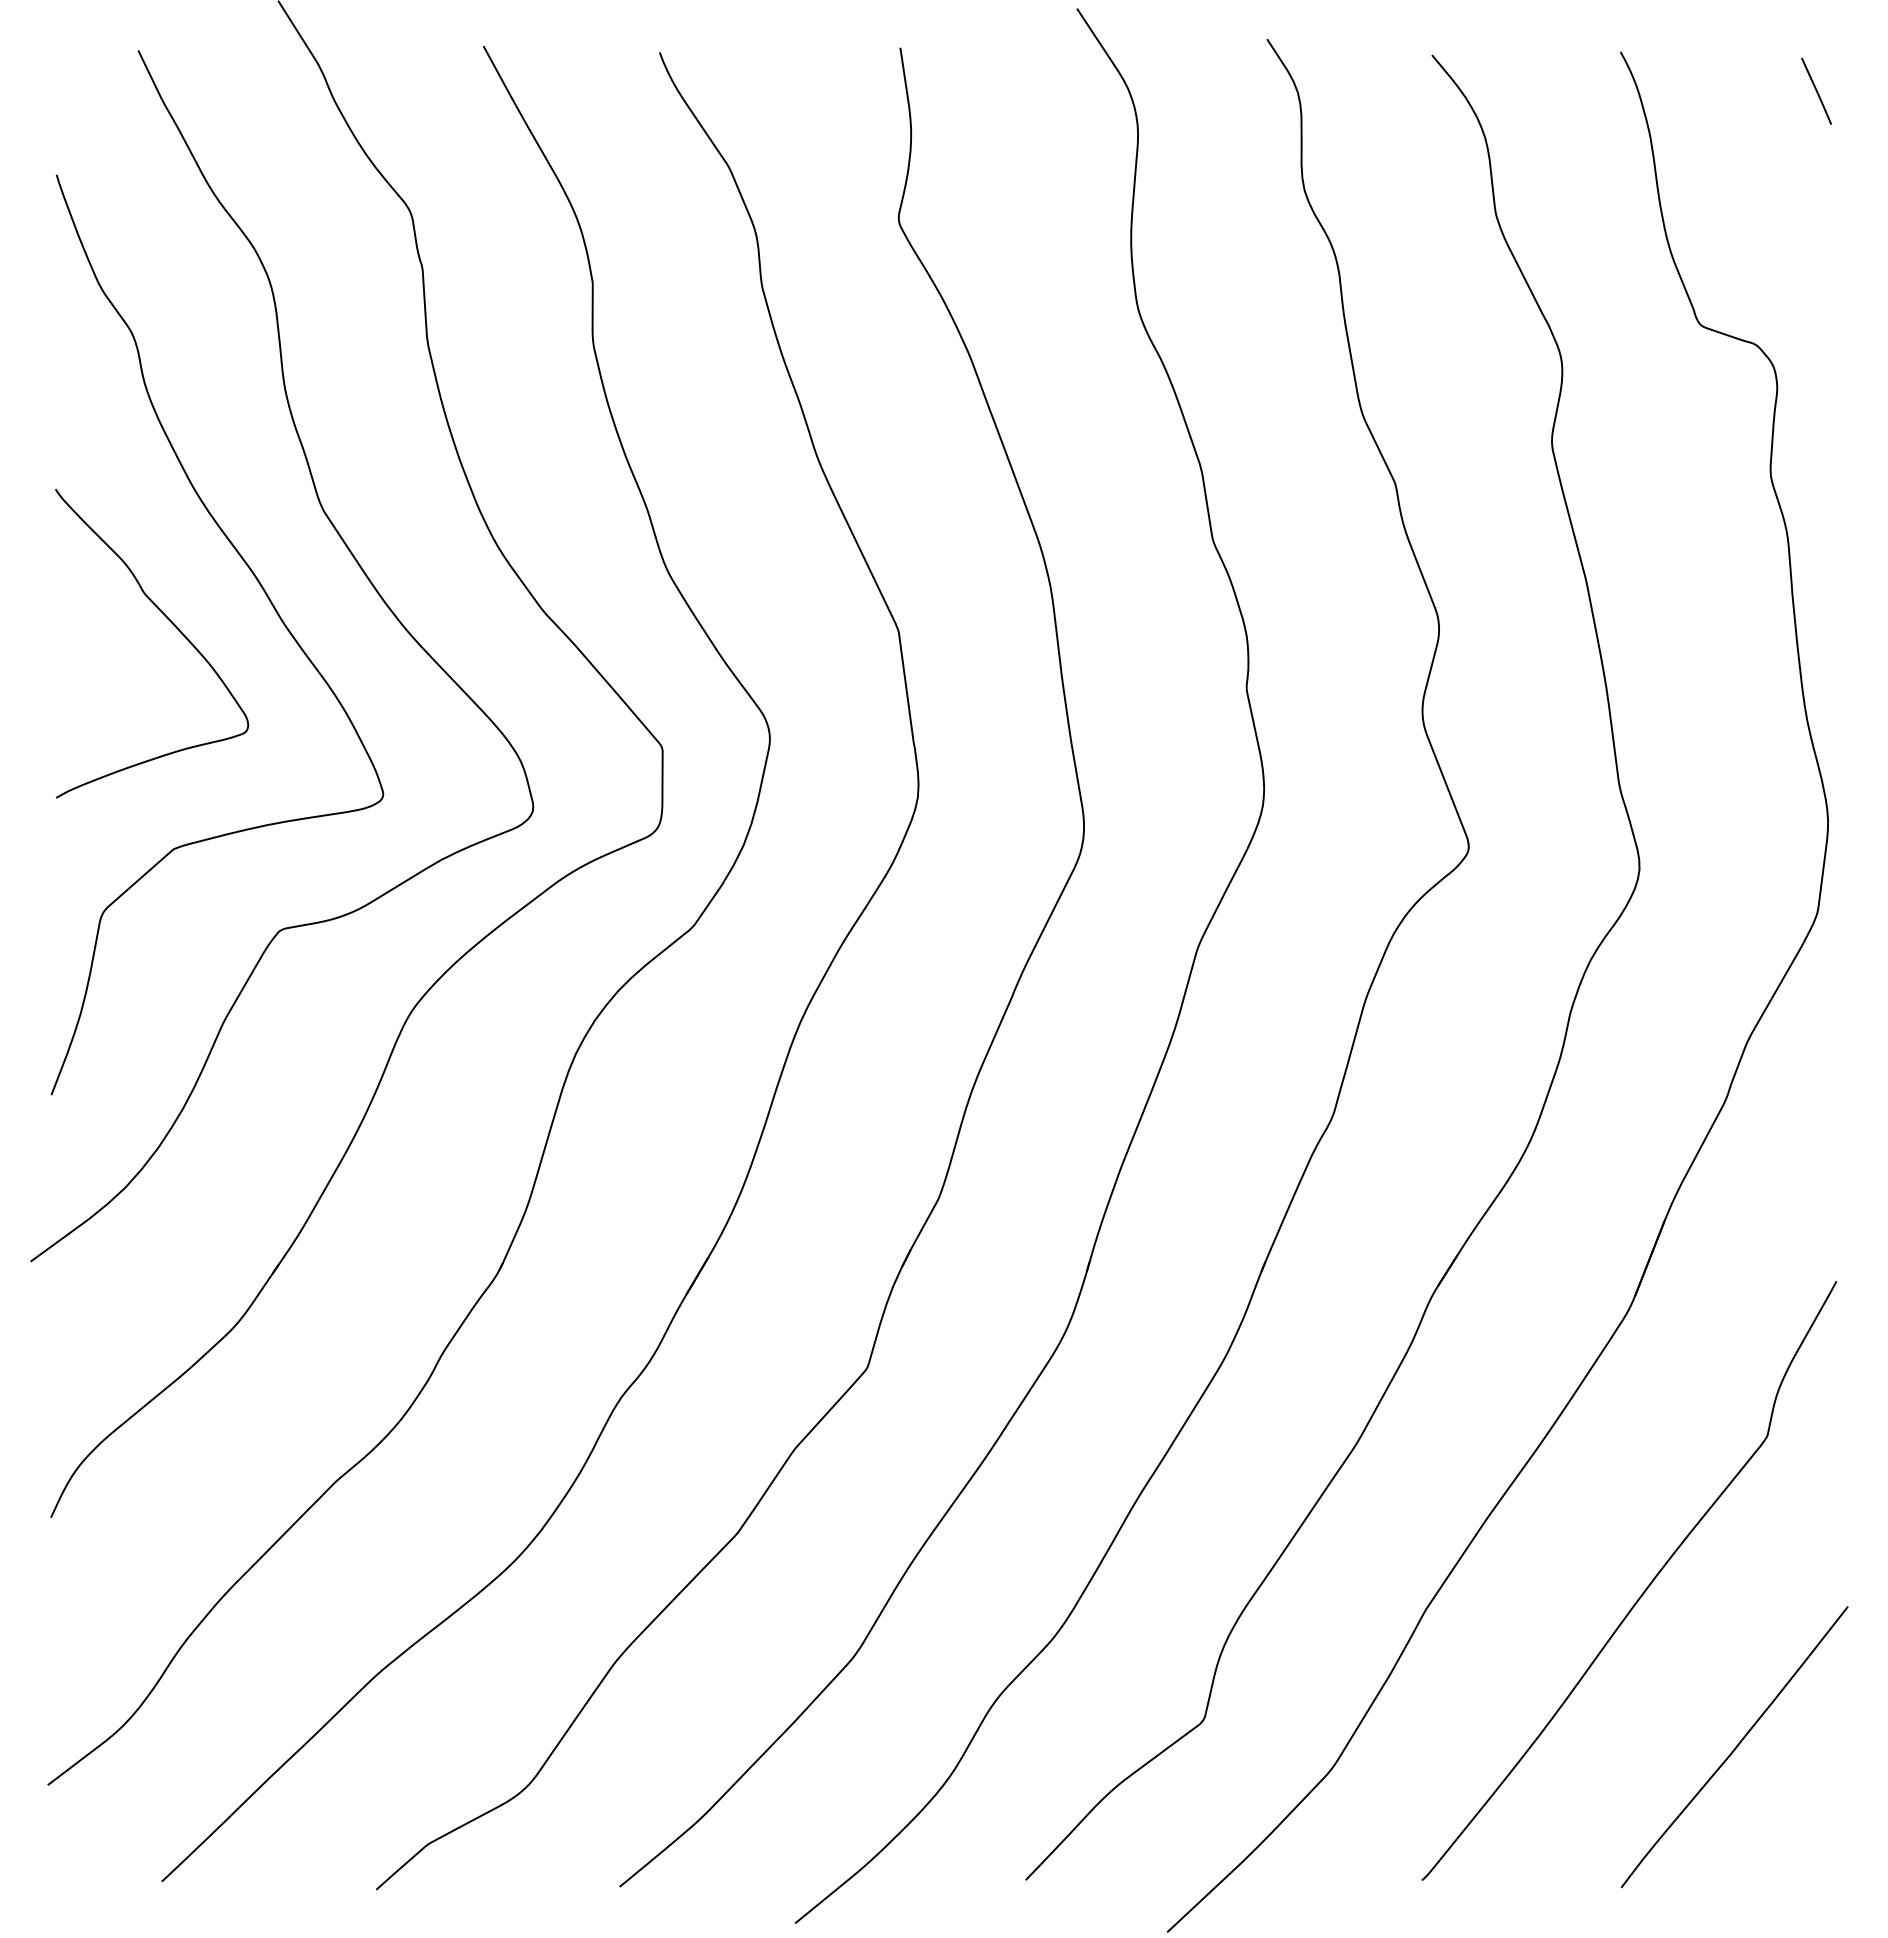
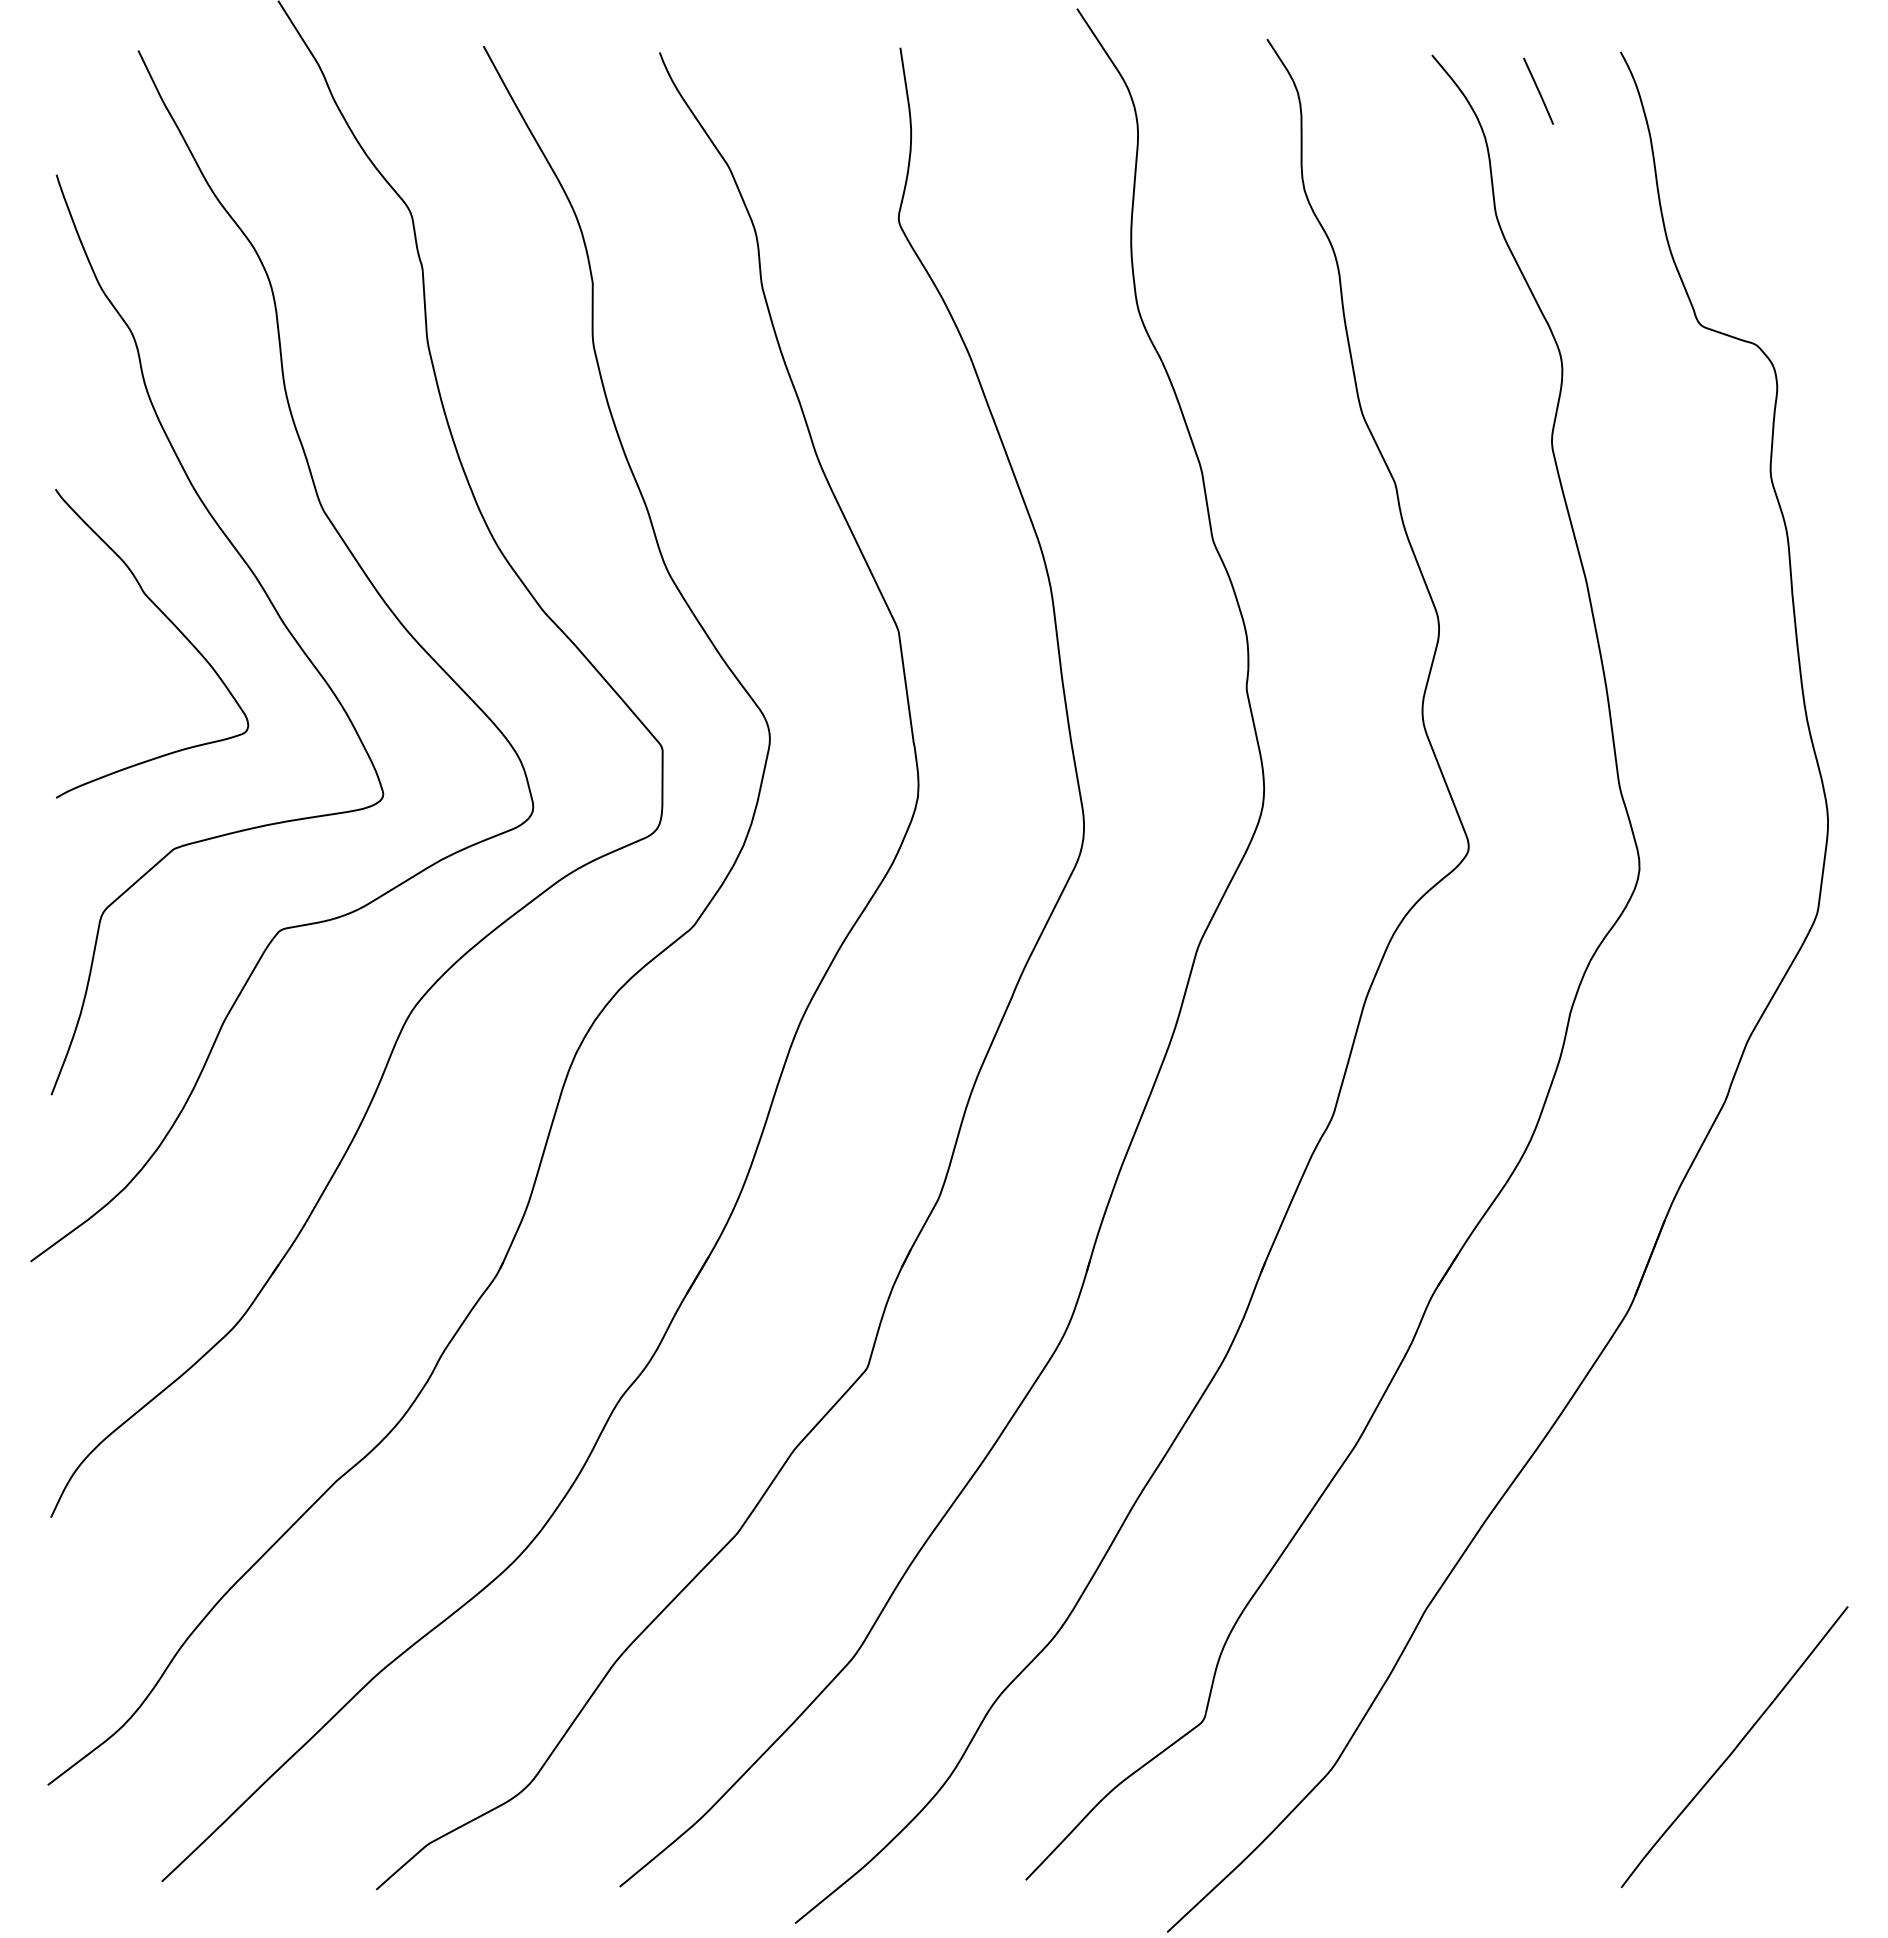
line position: (1816, 90) -> (1538, 90) (1538, 90)
curve: present -> none (1642, 1592)
